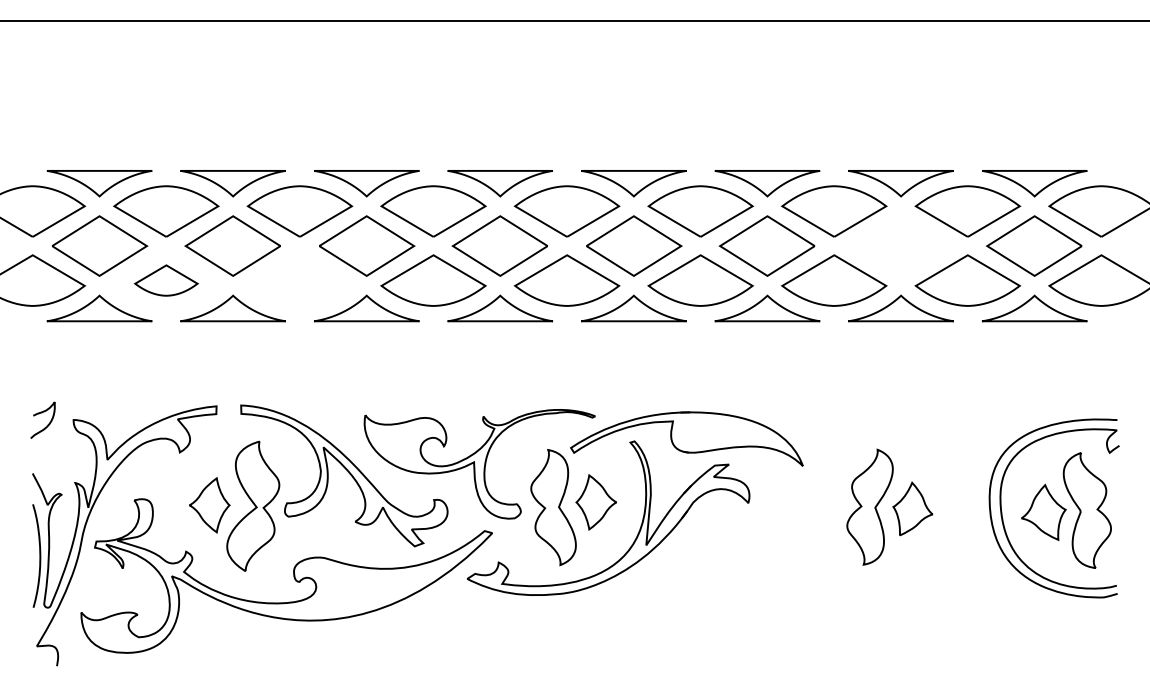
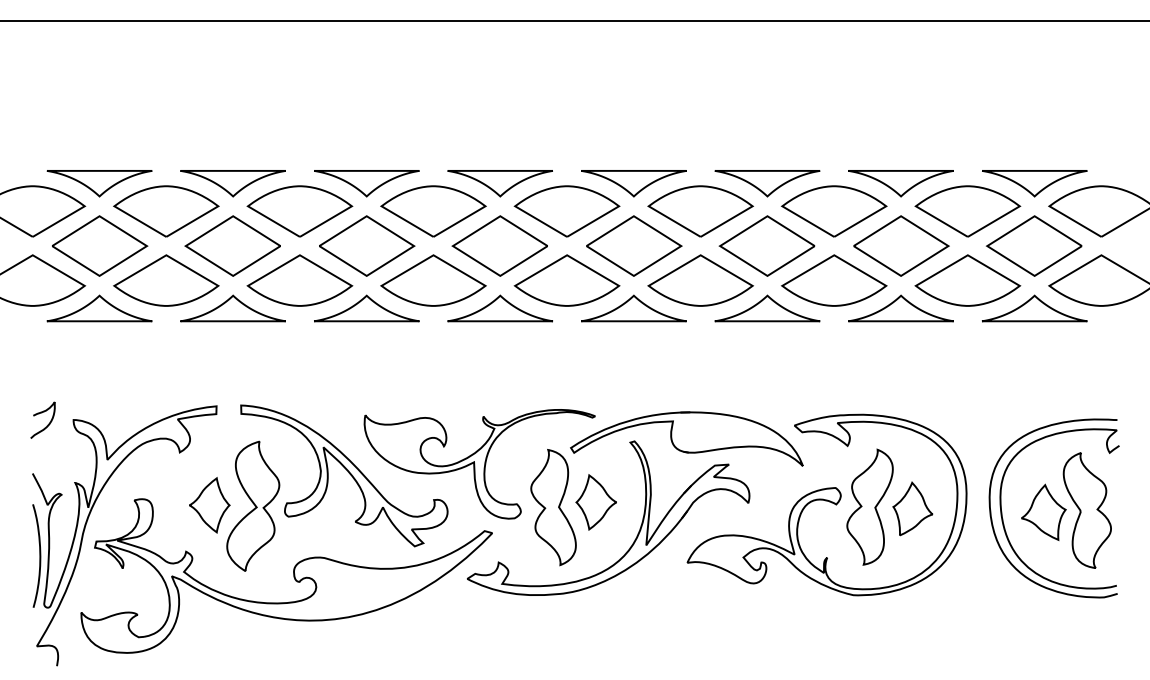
part: none -> present (901, 245)
part size: 66x33 px -> 107x53 px (166, 280)
part: none -> present (299, 280)
part: none -> present (826, 504)
